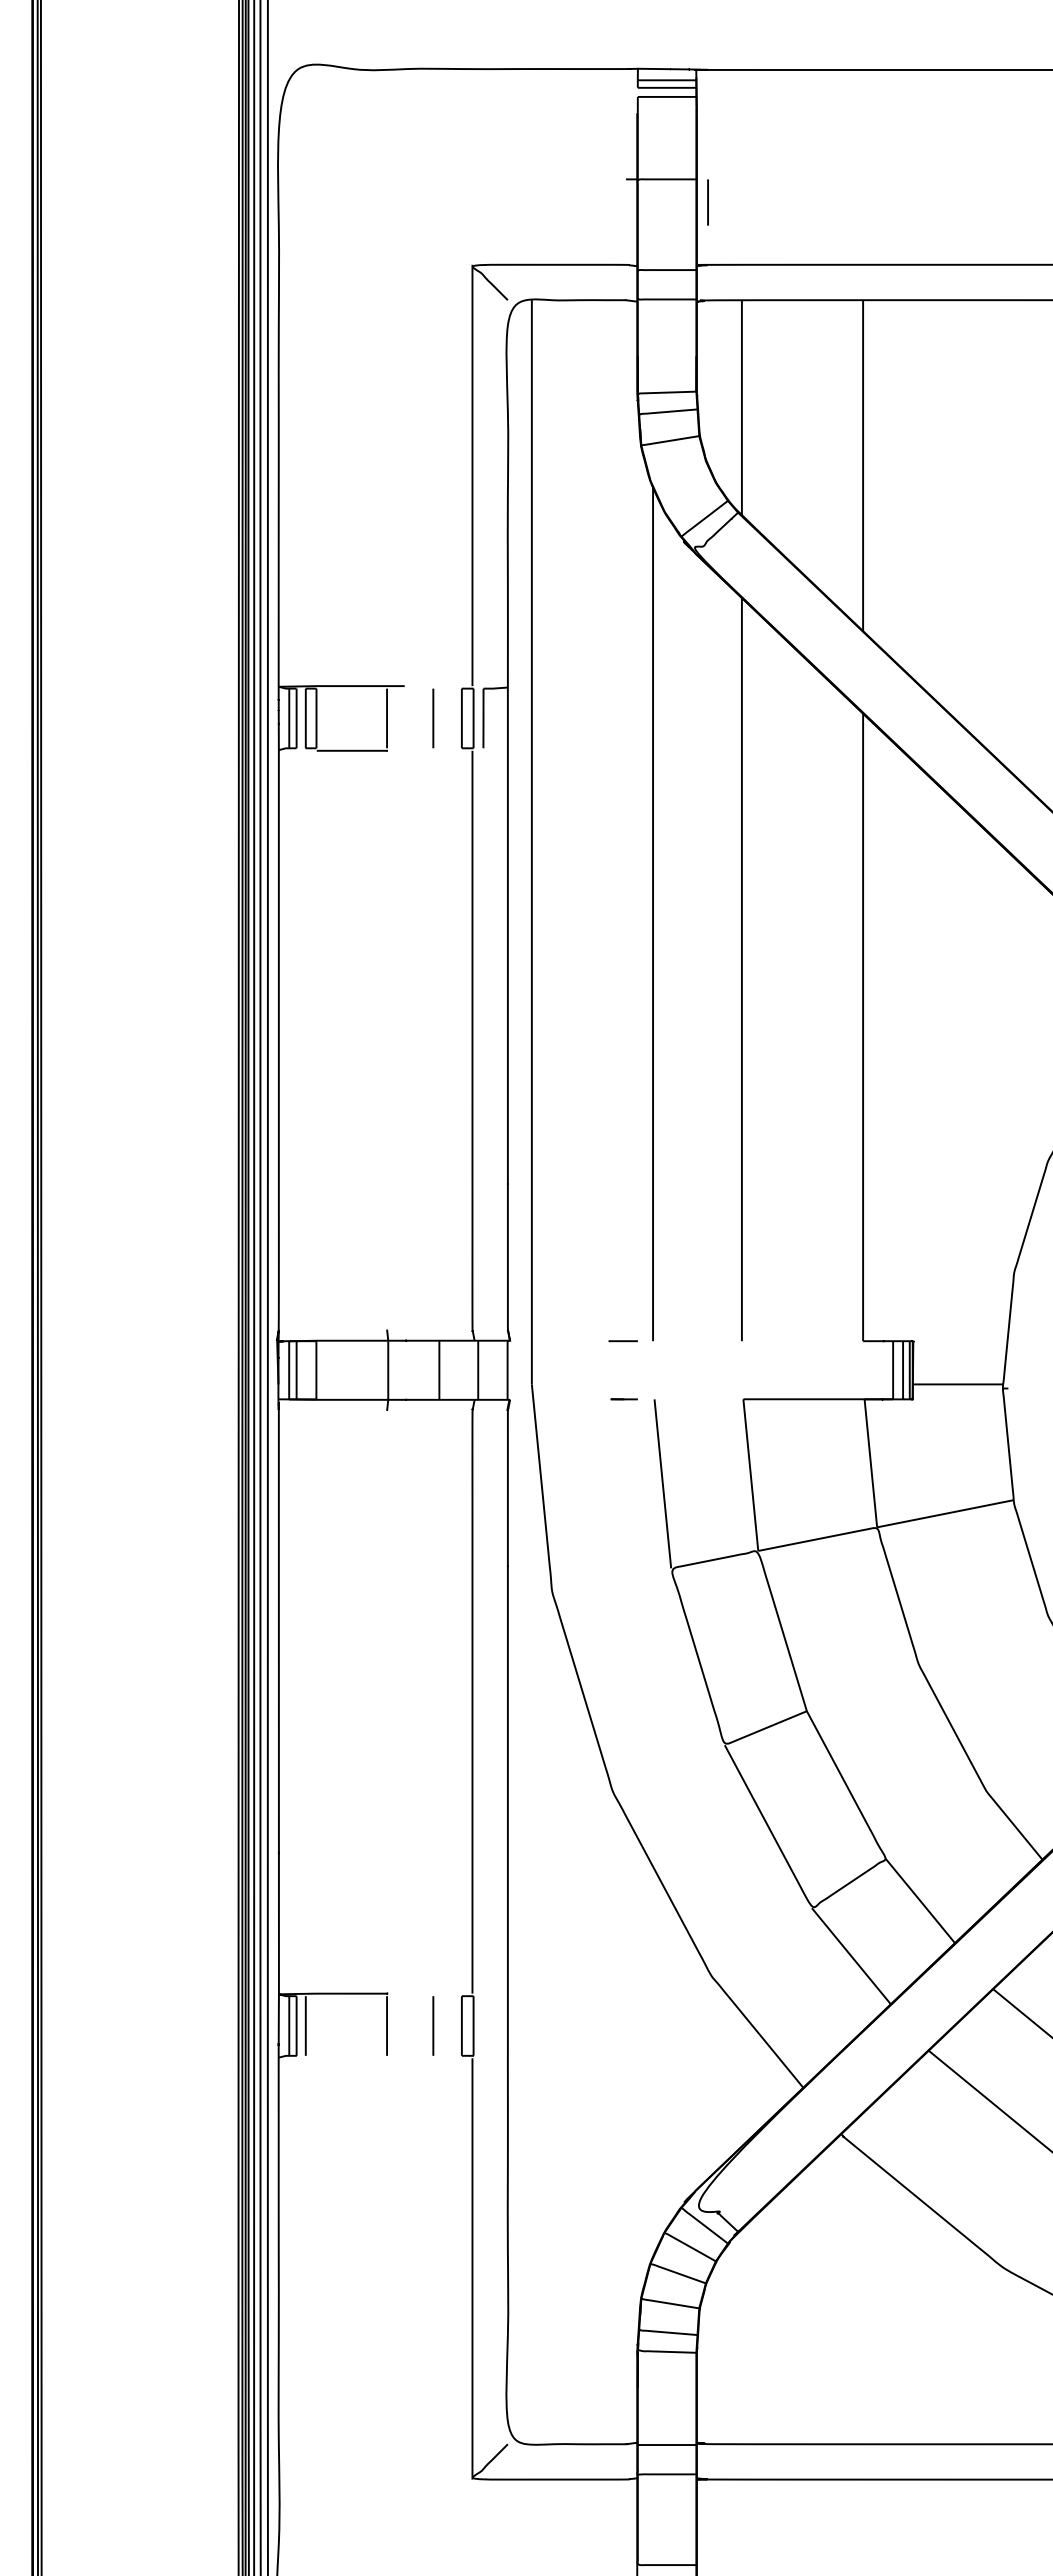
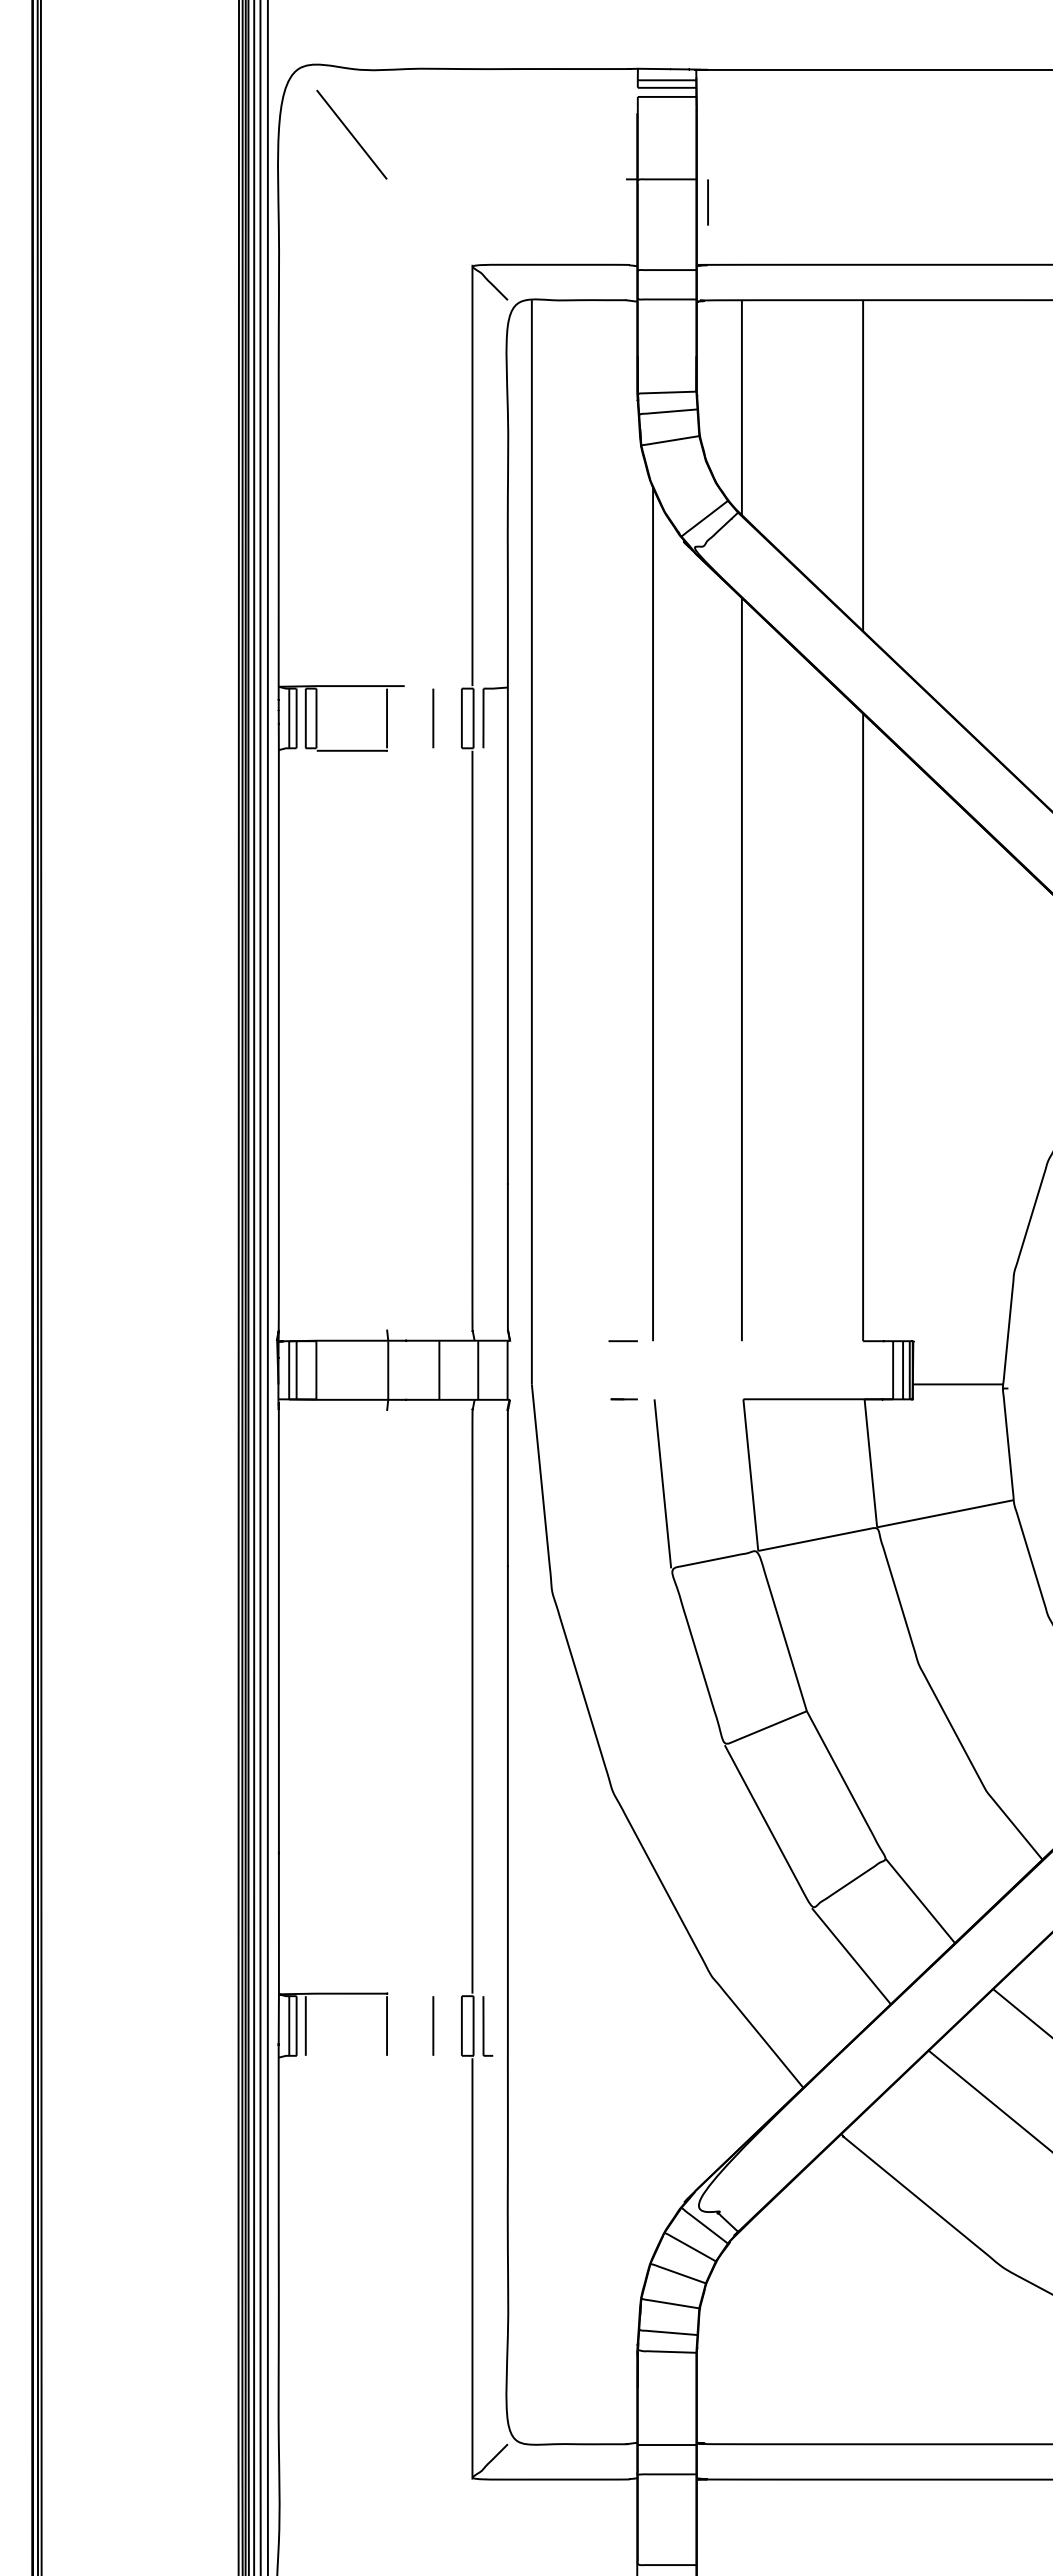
line: none -> present (351, 134)
part: none -> present (487, 2026)
